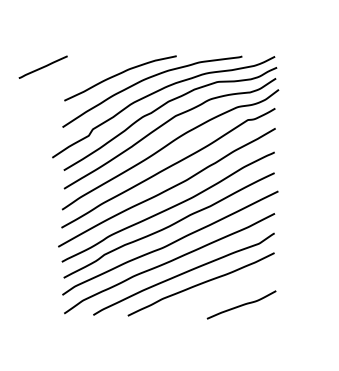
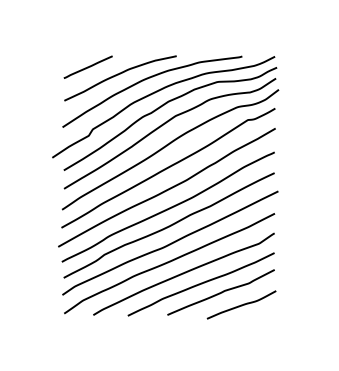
line position: (42, 66) -> (87, 66) (87, 66)
curve: none -> present (220, 292)
